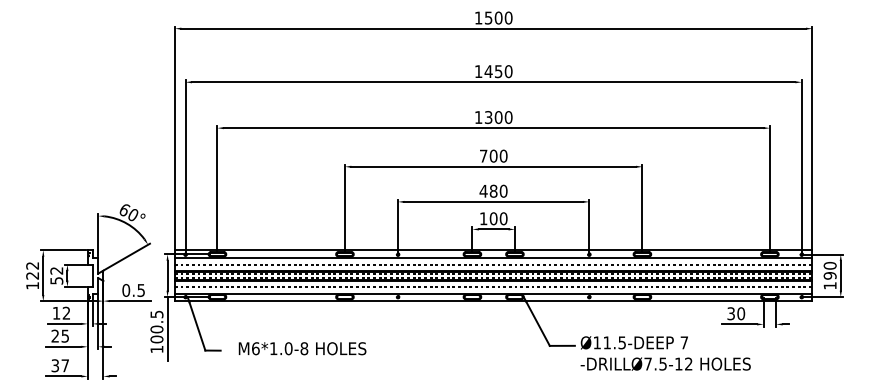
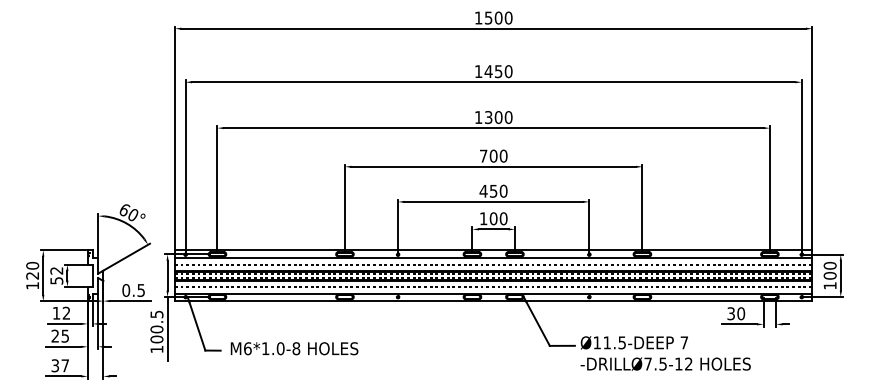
text: 480 -> 450 (493, 190)
text: 122 -> 120 (32, 265)
text: 190 -> 100 (830, 275)
text position: (302, 348) -> (294, 348) (294, 348)
